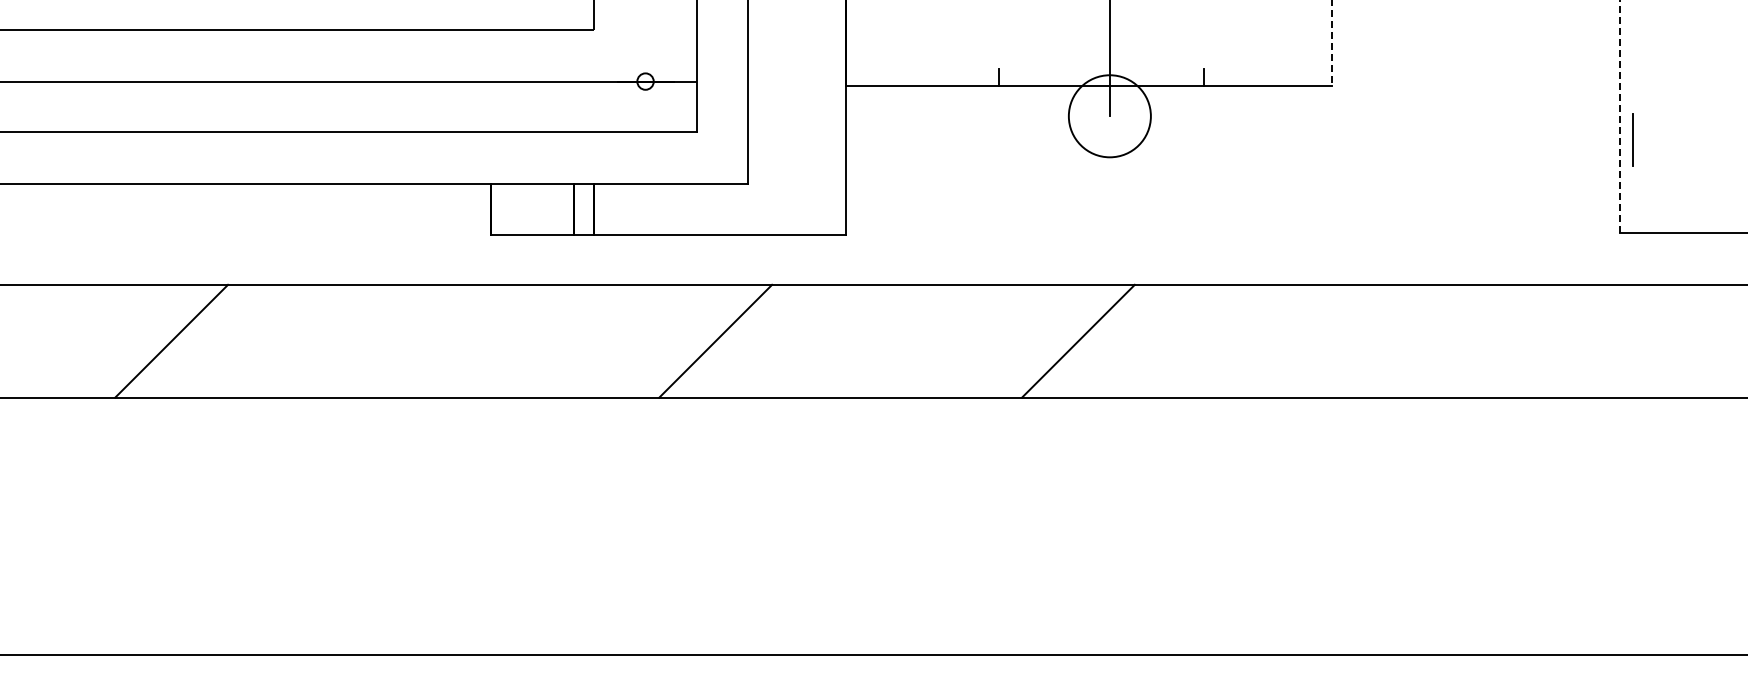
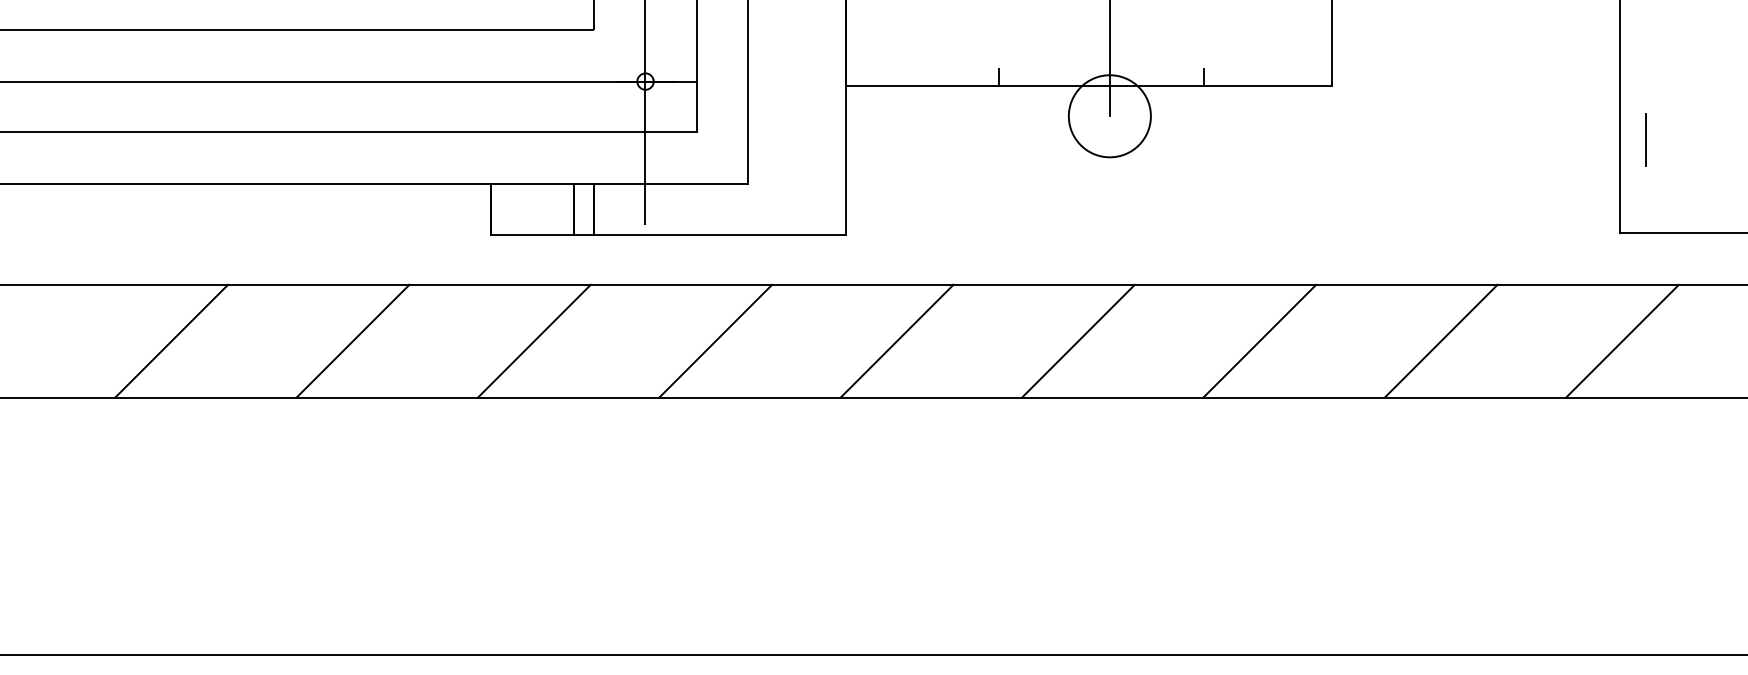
line: dashed -> solid (1332, 43)
line: none -> present (645, 113)
line: dashed -> solid (1619, 116)
line position: (1632, 139) -> (1645, 139) (1645, 139)
line: none -> present (352, 340)
line: none -> present (533, 340)
line: none -> present (896, 340)
line: none -> present (1259, 340)
line: none -> present (1440, 340)
line: none -> present (1622, 340)
